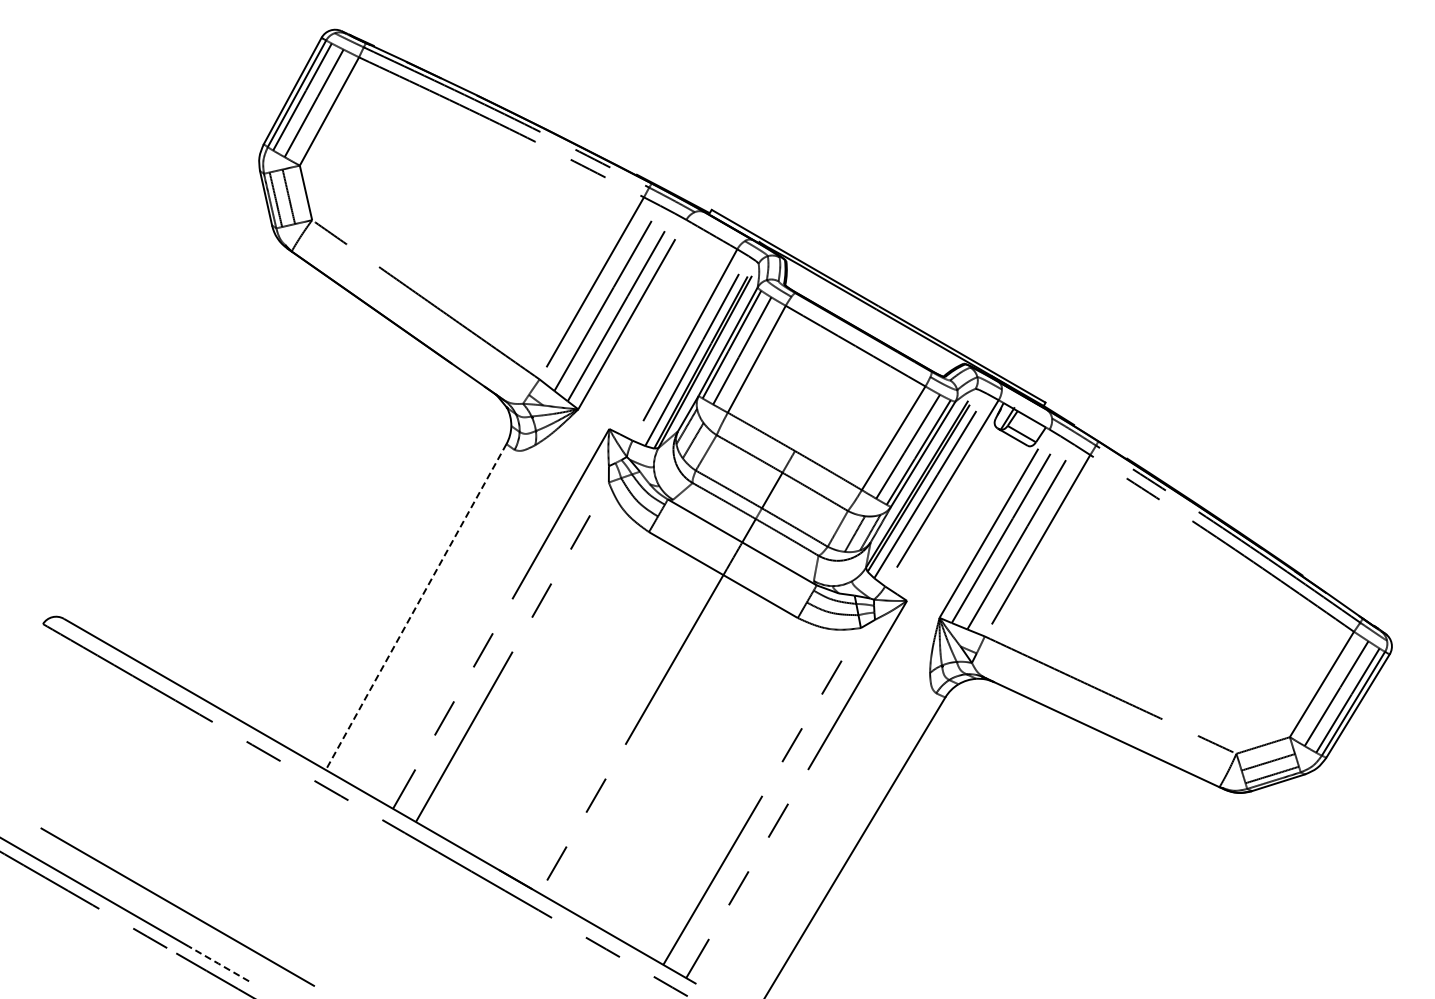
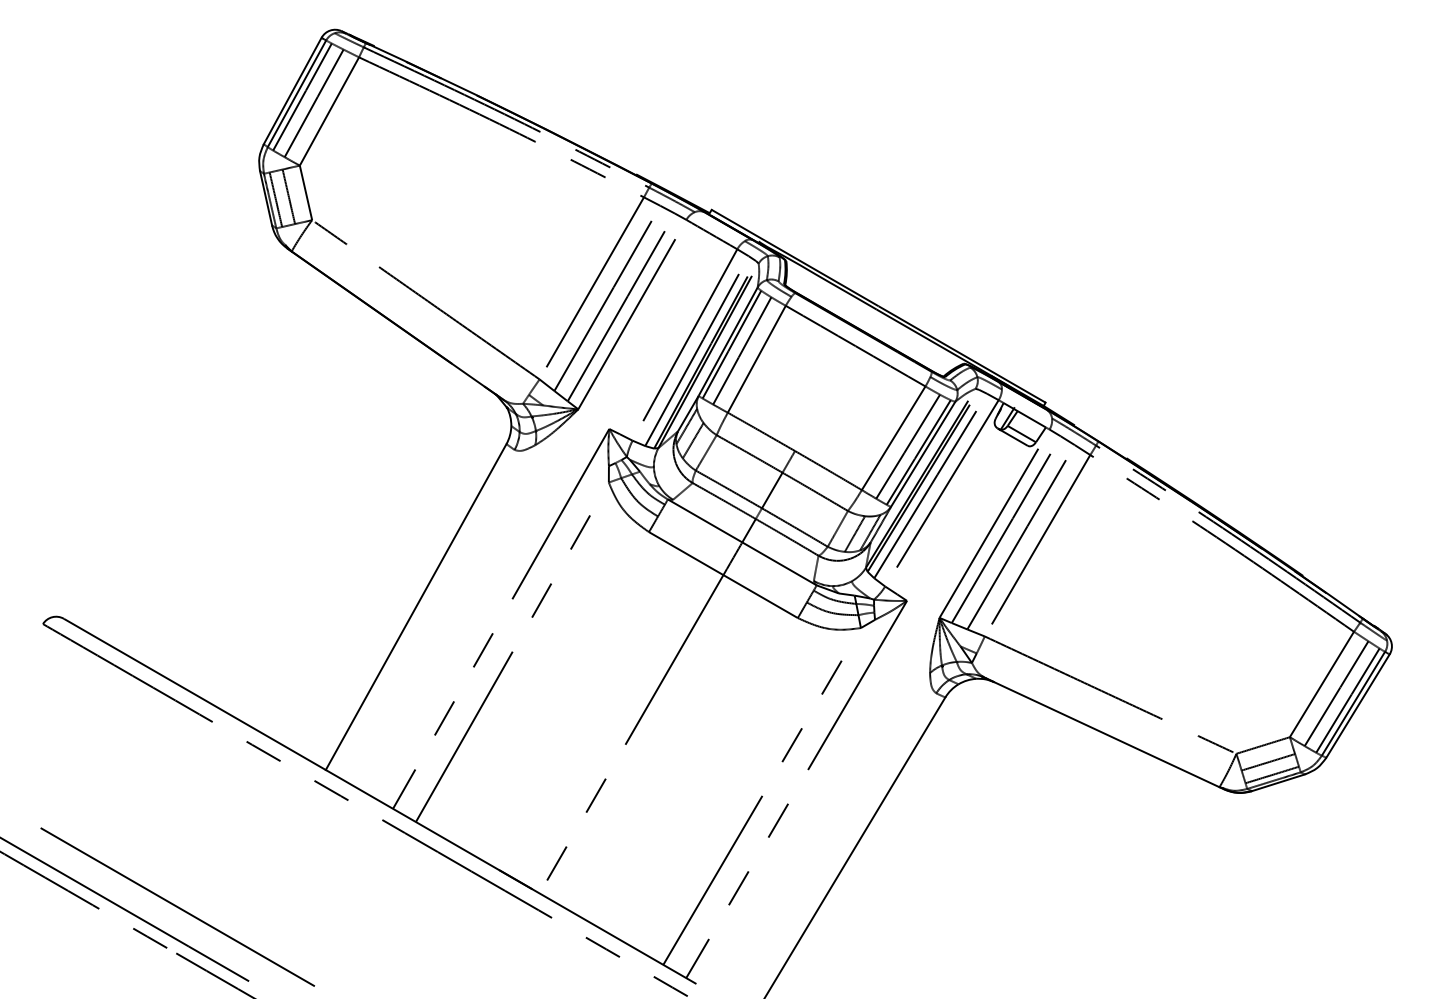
line: dashed -> solid (415, 607)
line: dashed -> solid (218, 963)
